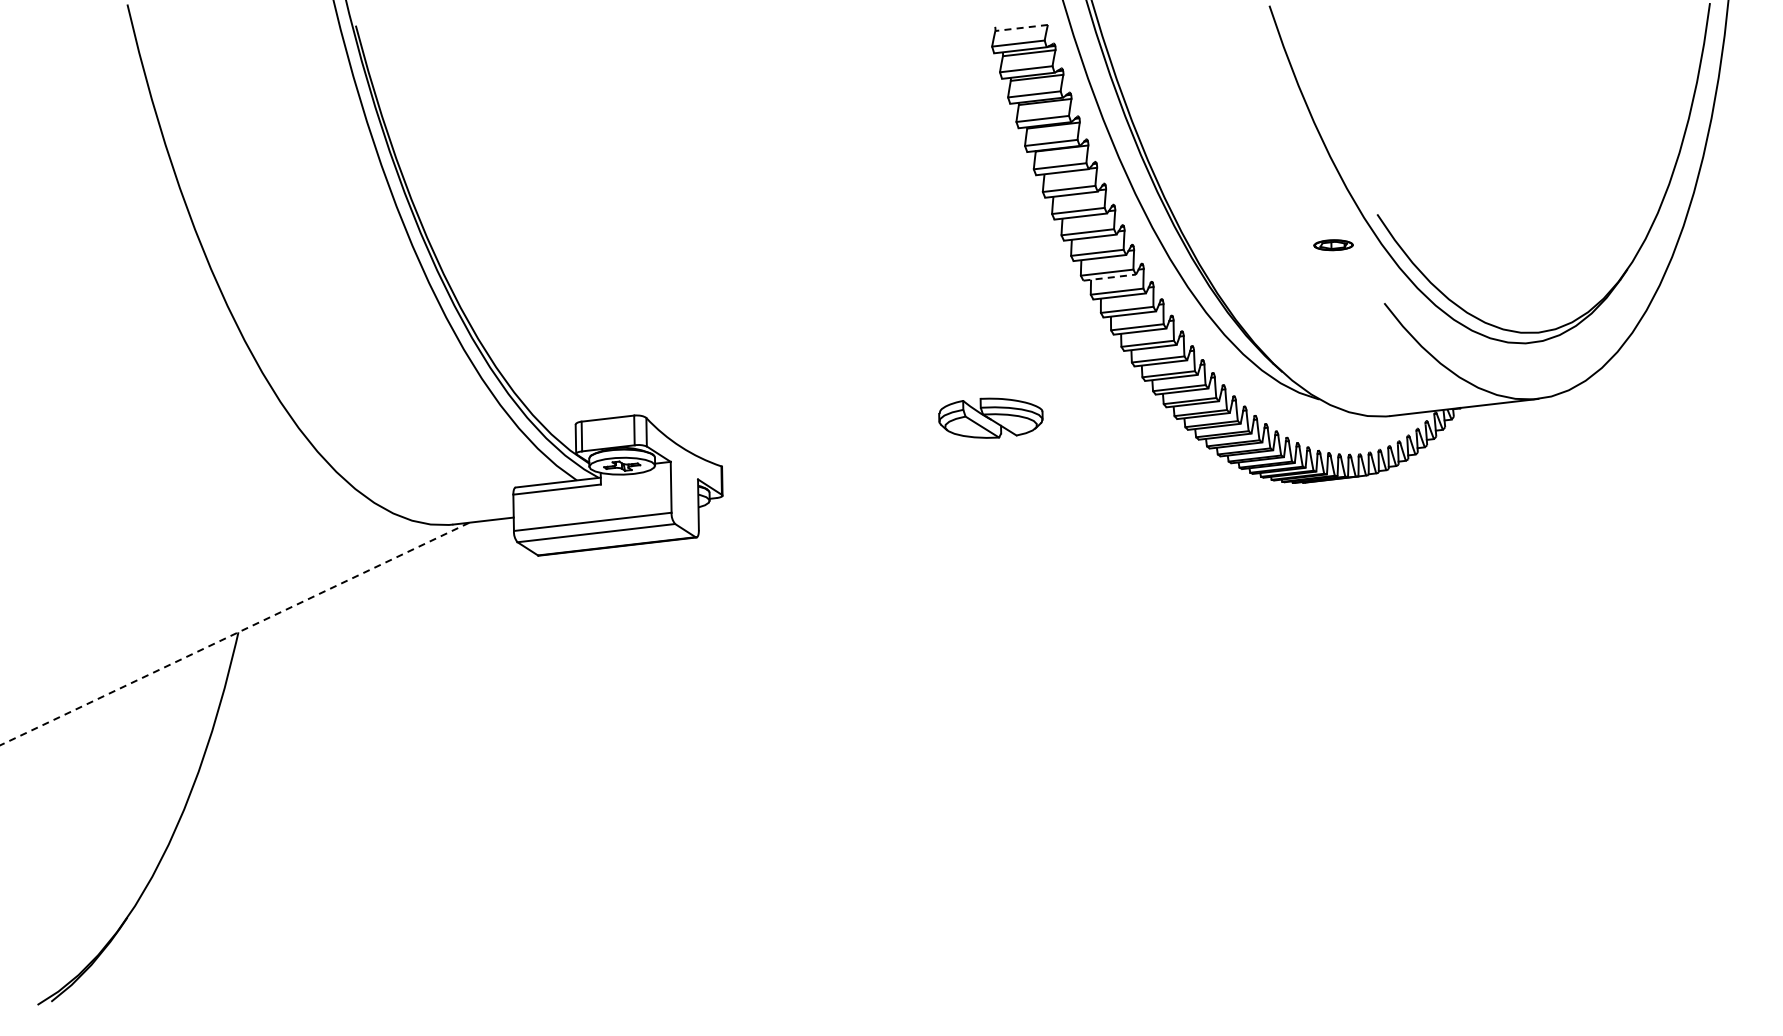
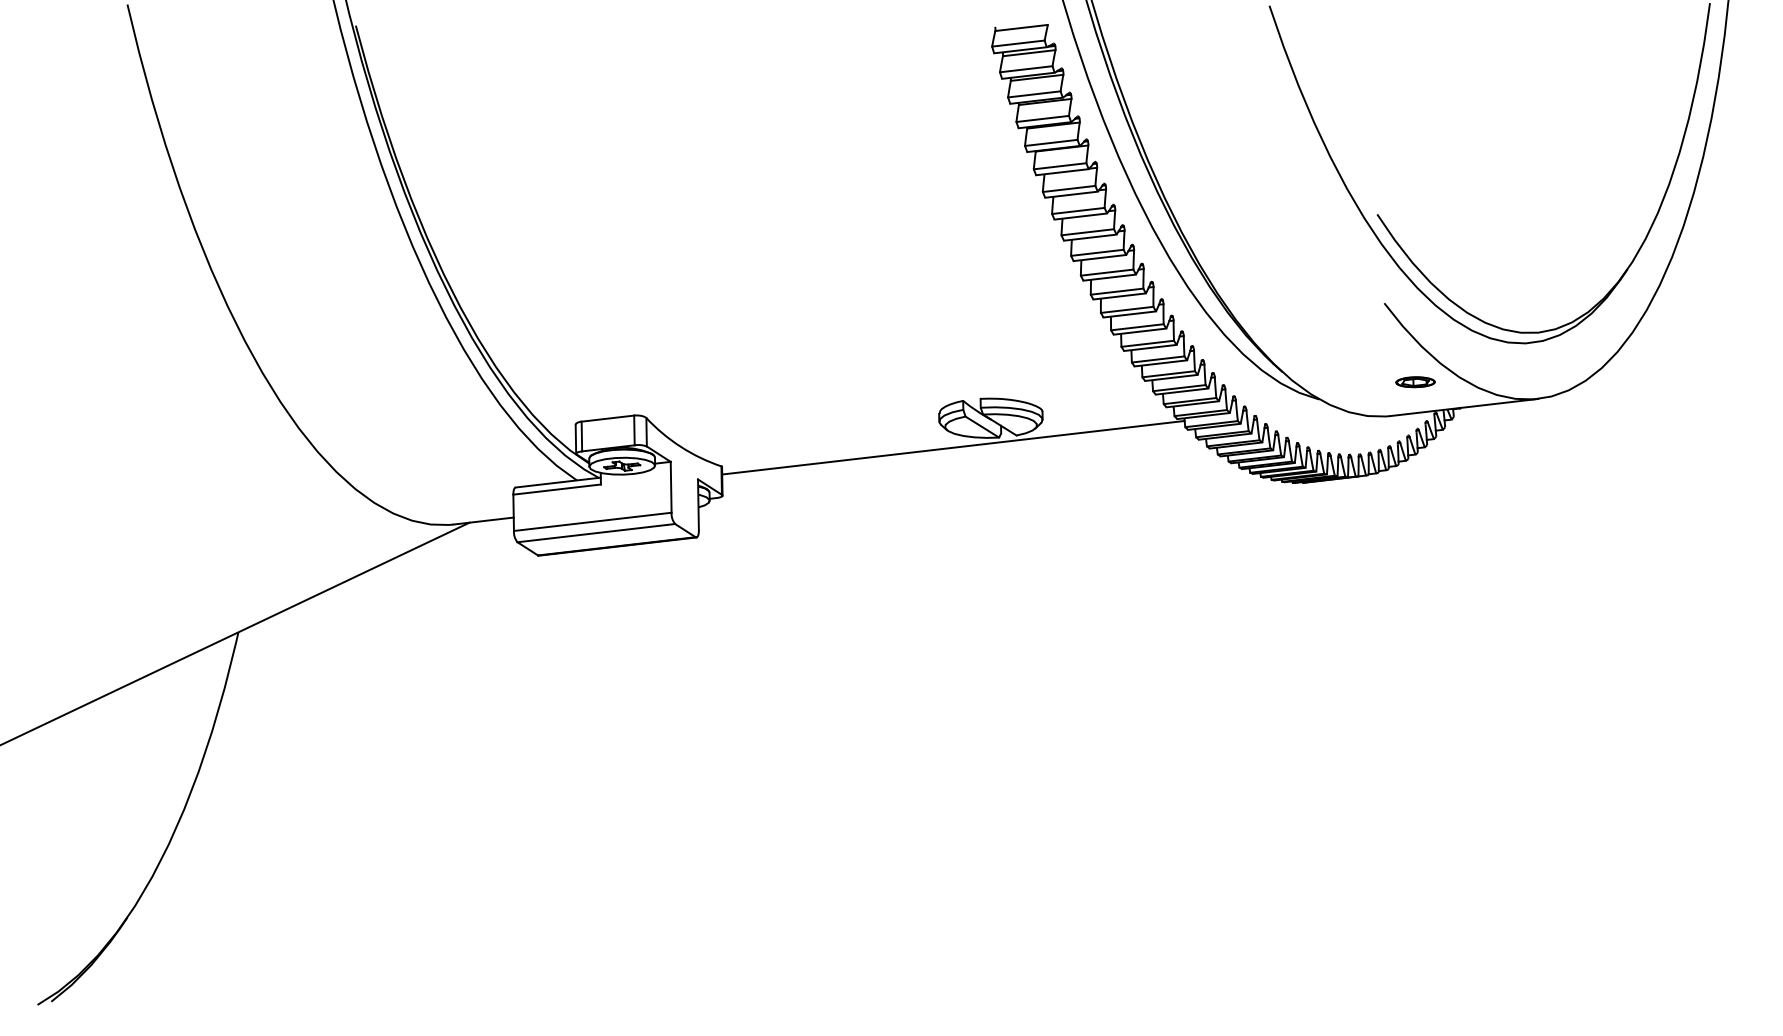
line: dashed -> solid (1021, 28)
part position: (1333, 245) -> (1415, 382) (1415, 382)
line: dashed -> solid (1110, 277)
line: none -> present (953, 447)
line: dashed -> solid (235, 633)
